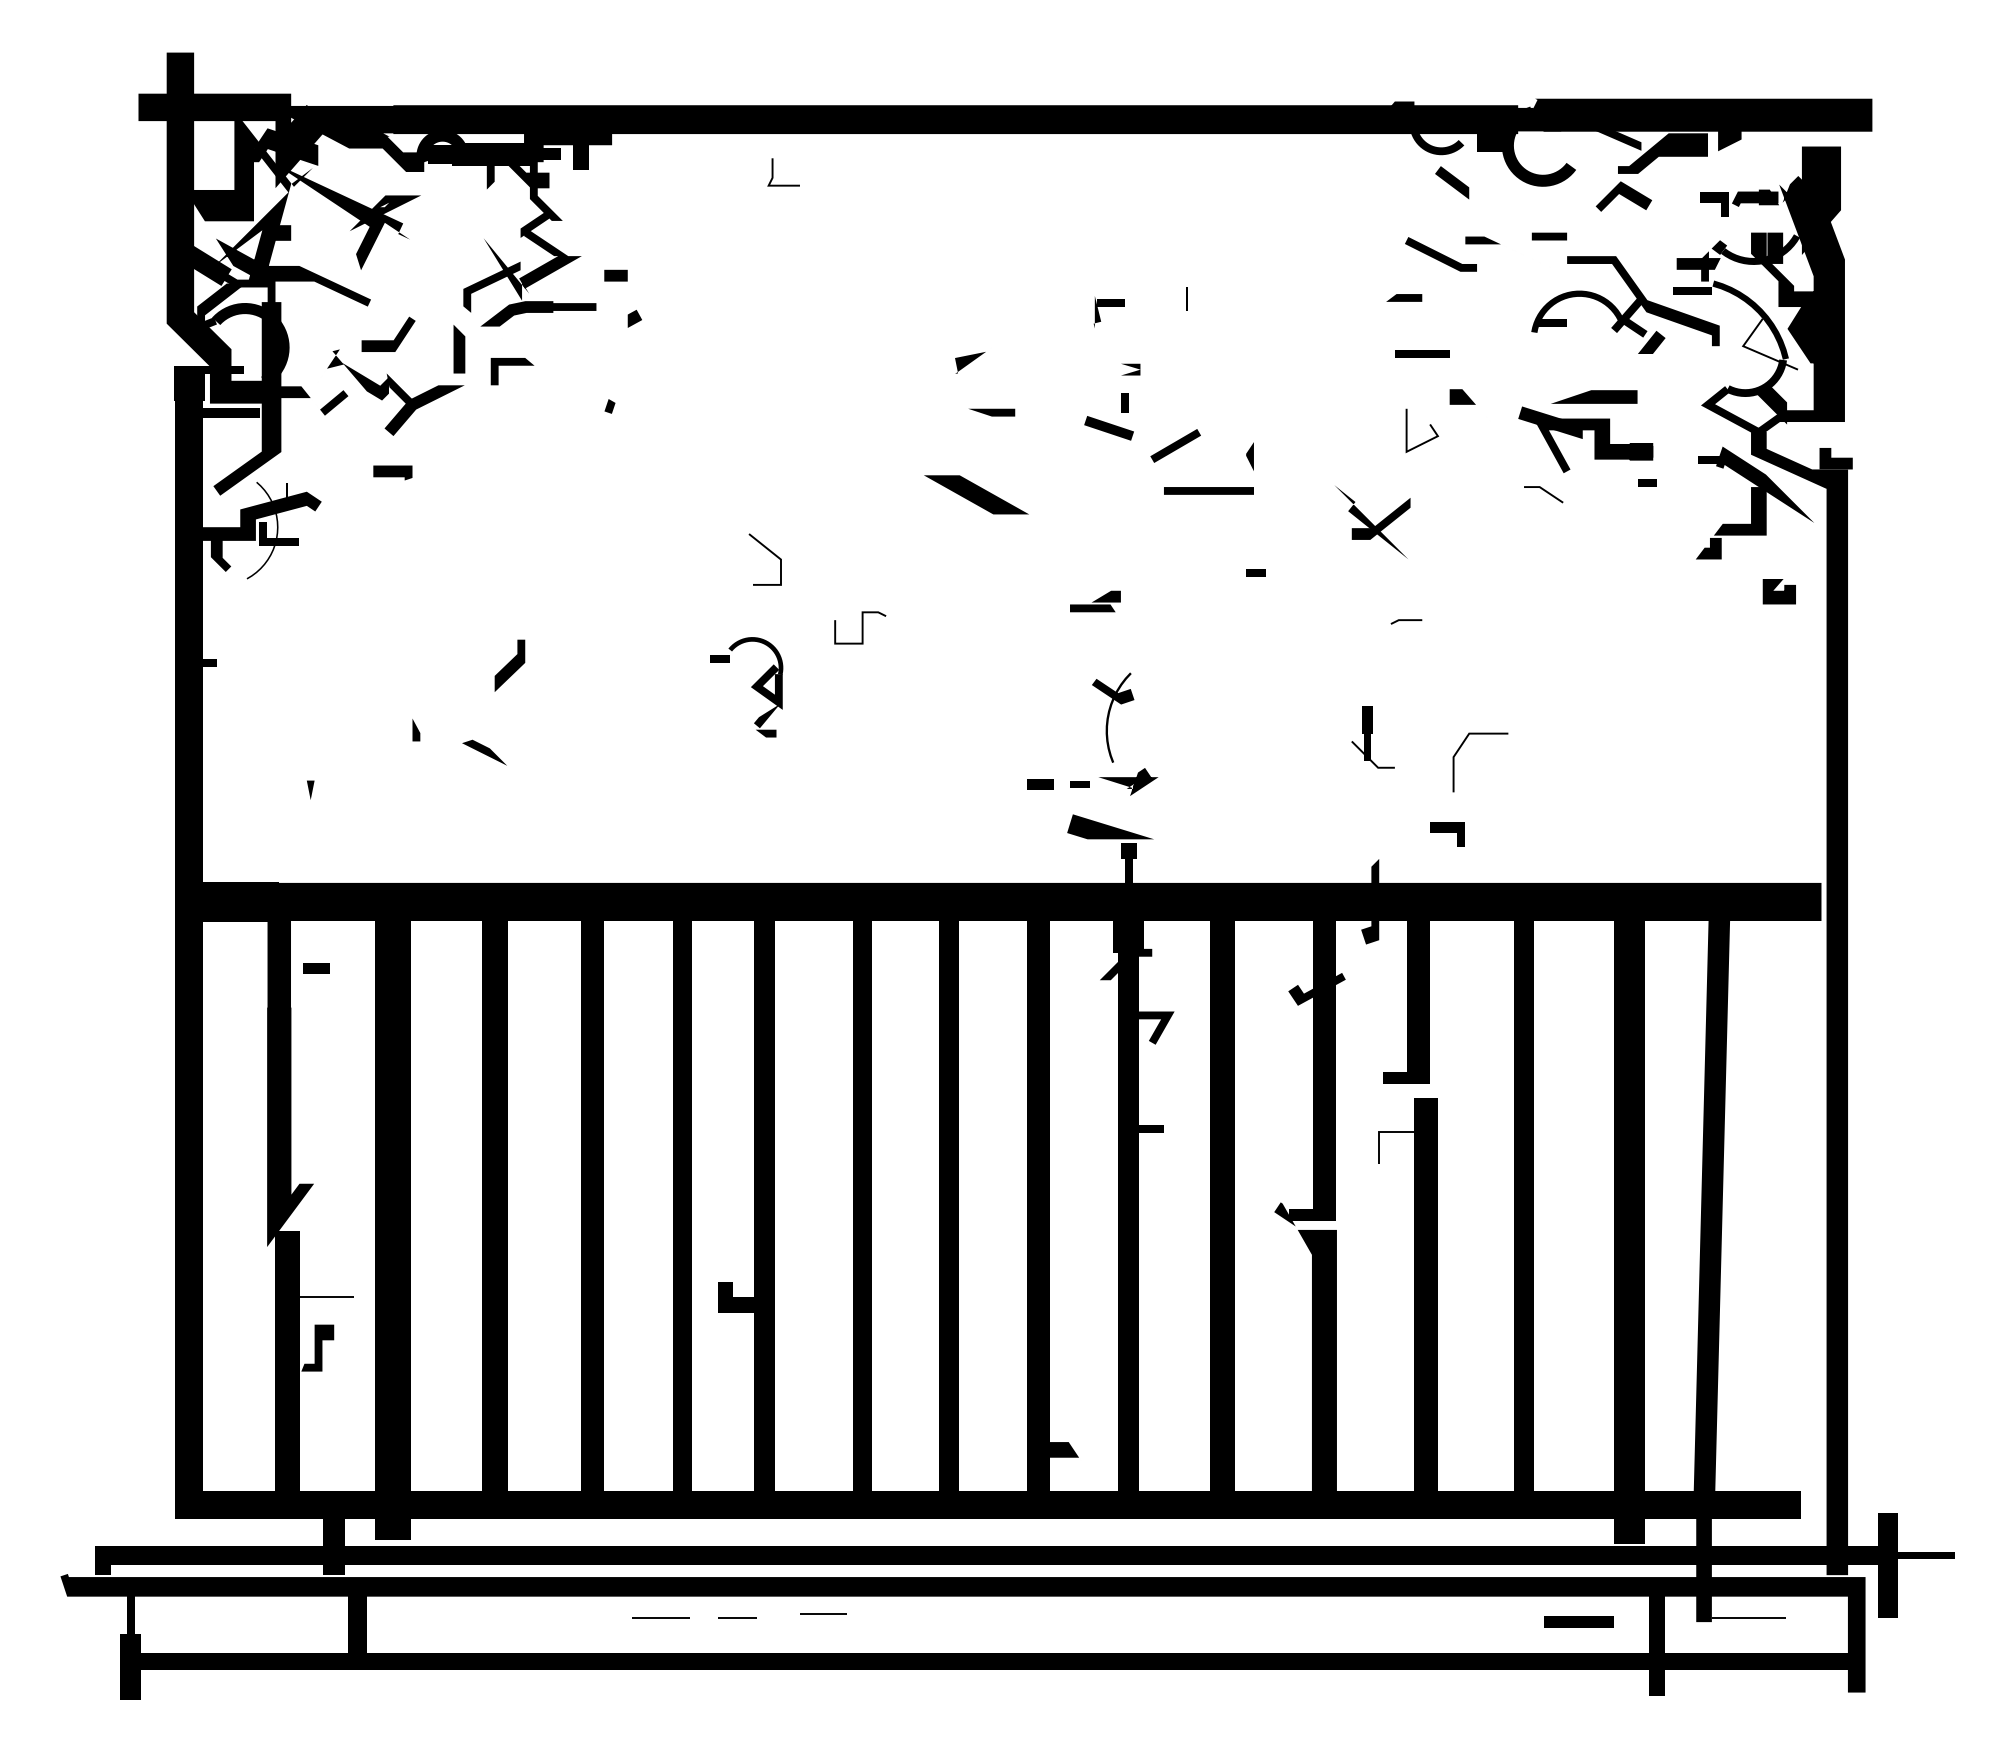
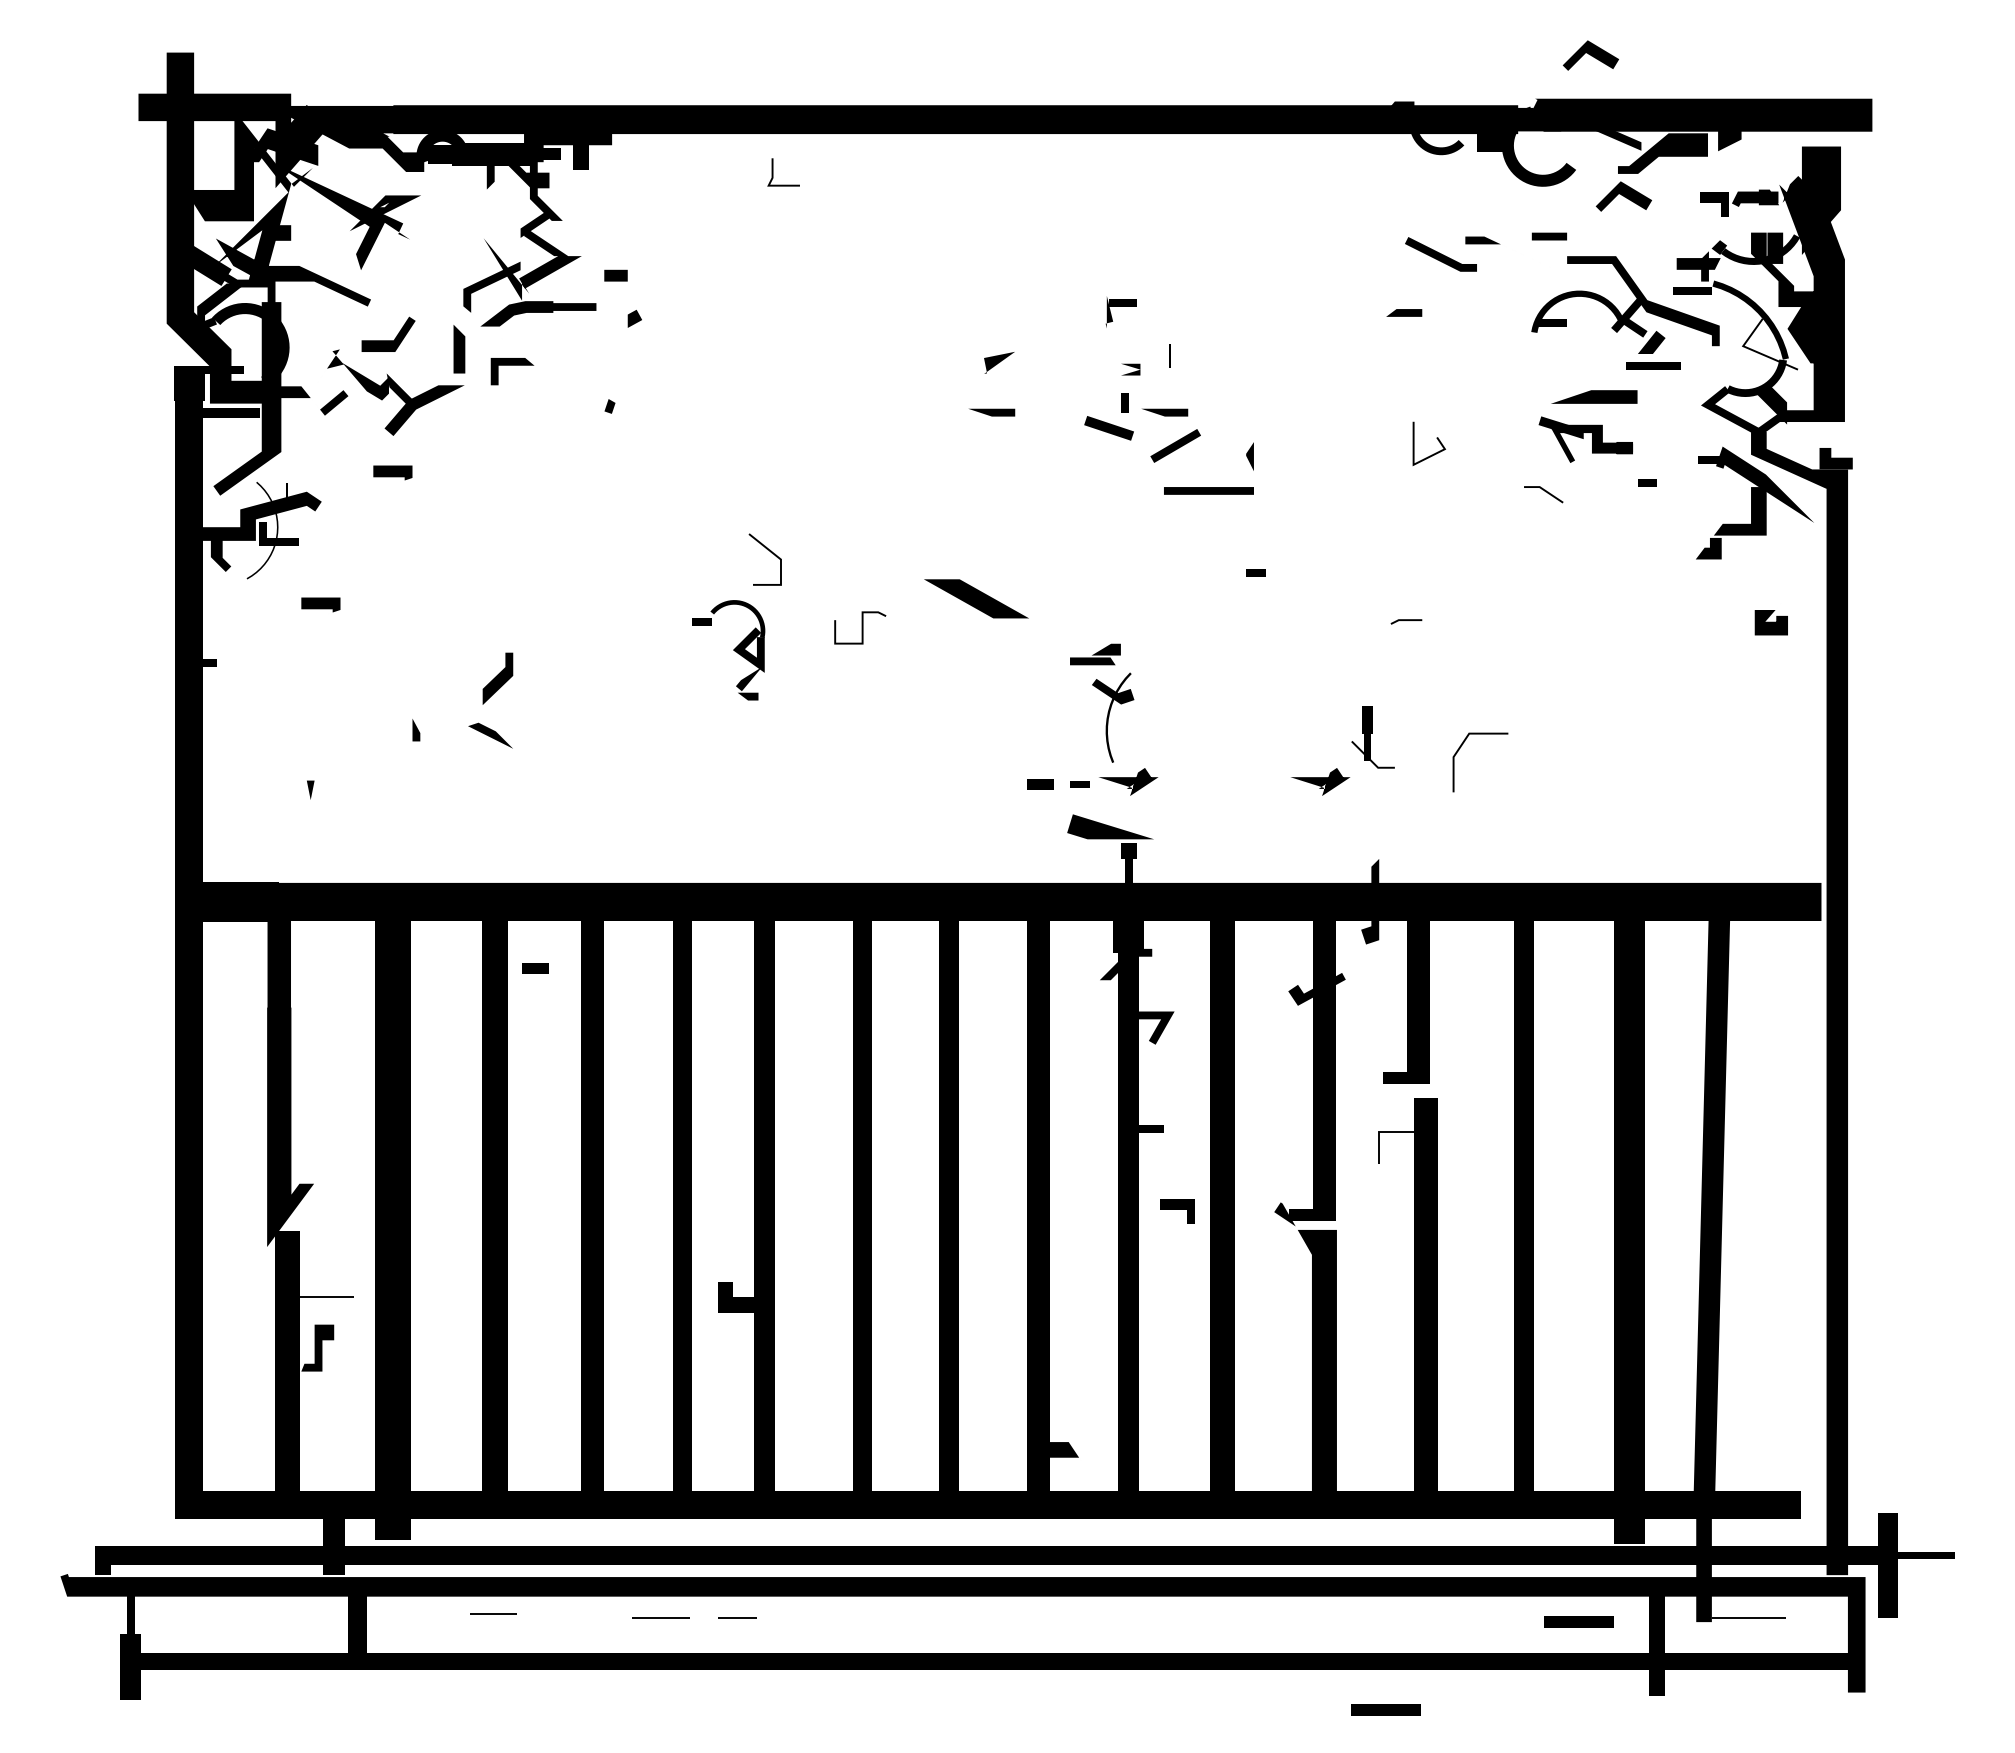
line: none -> present (1590, 55)
line: present -> none (1452, 182)
line position: (1404, 297) -> (1404, 312) (1404, 312)
line position: (1186, 298) -> (1169, 355) (1169, 355)
part position: (1108, 312) -> (1120, 312) (1120, 312)
line position: (1422, 353) -> (1653, 365) (1653, 365)
line position: (970, 362) -> (999, 362) (999, 362)
line: present -> none (1462, 396)
line: none -> present (1165, 412)
line position: (1429, 425) -> (1436, 438) (1436, 438)
part size: 136x67 px -> 95x47 px (1585, 439)
curve position: (976, 494) -> (976, 598) (976, 598)
part: present -> none (1372, 522)
curve position: (1778, 591) -> (1770, 622) (1770, 622)
part position: (1095, 601) -> (1095, 654) (1095, 654)
line: none -> present (320, 604)
line position: (509, 665) -> (497, 678) (497, 678)
part position: (746, 687) -> (728, 650) (728, 650)
part position: (484, 752) -> (490, 735) (490, 735)
curve: none -> present (1320, 781)
line position: (1447, 832) -> (1177, 1209) (1177, 1209)
line position: (316, 968) -> (535, 968) (535, 968)
line position: (823, 1613) -> (493, 1613) (493, 1613)
line: none -> present (1385, 1709)
